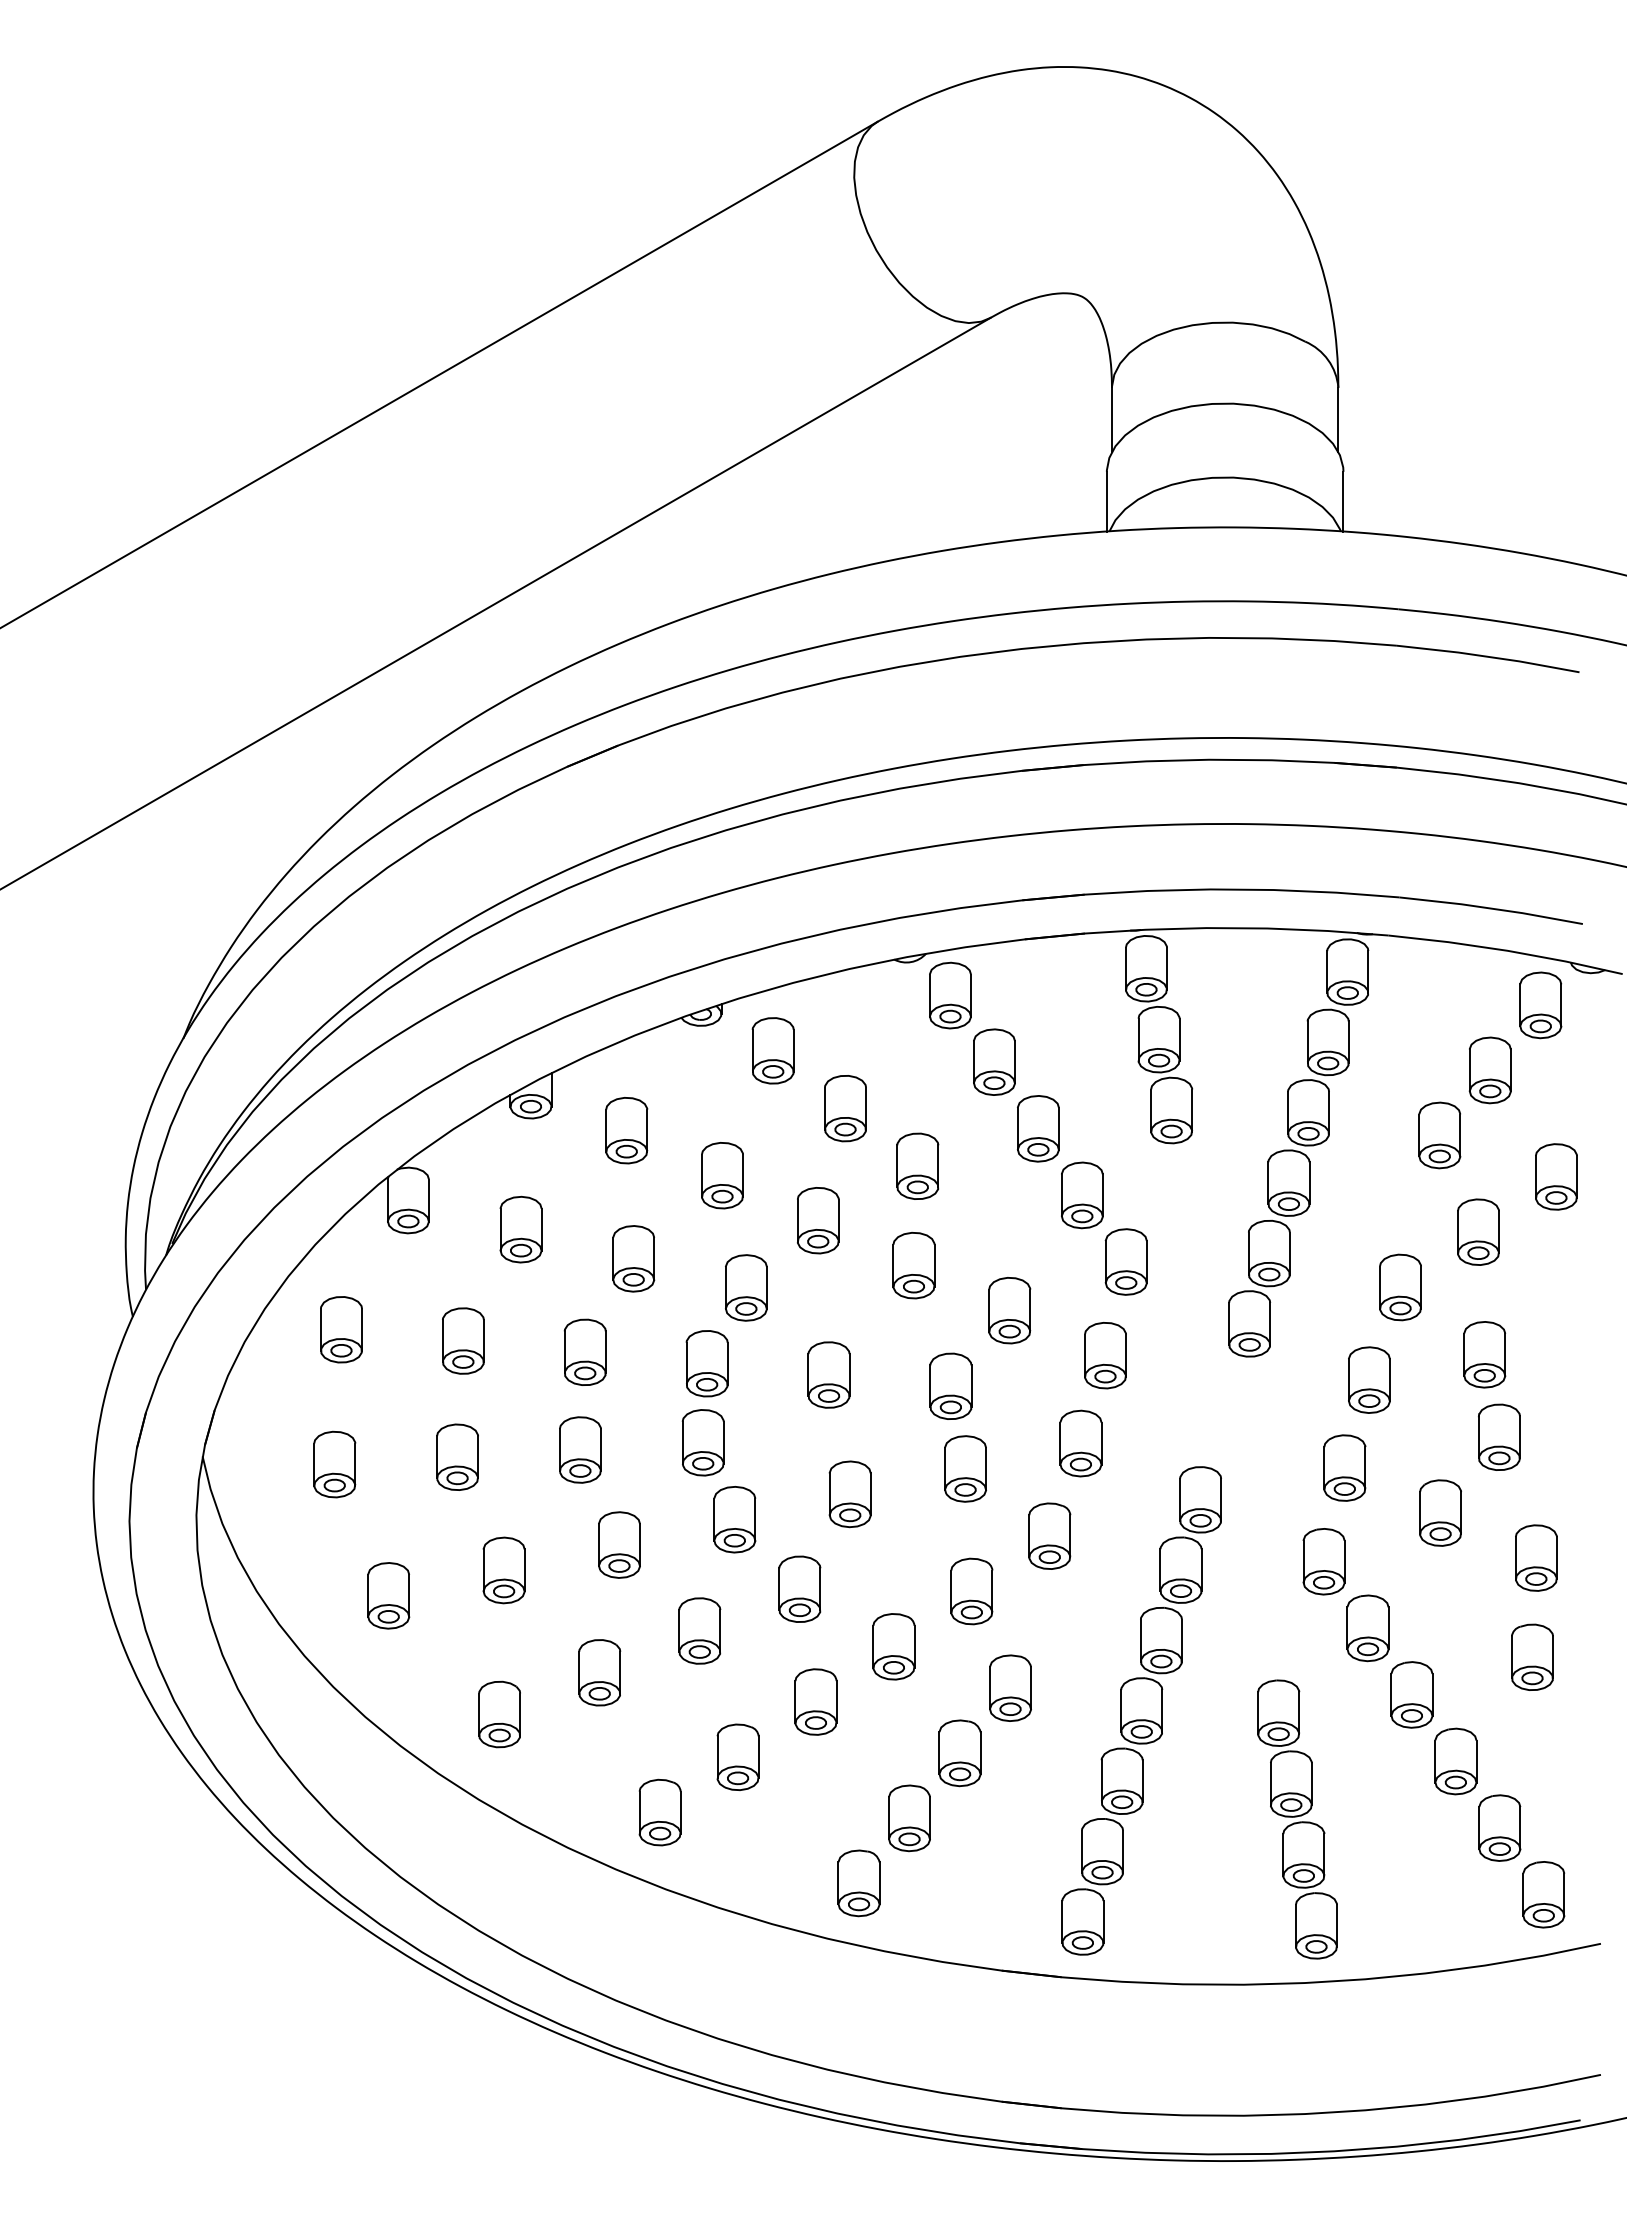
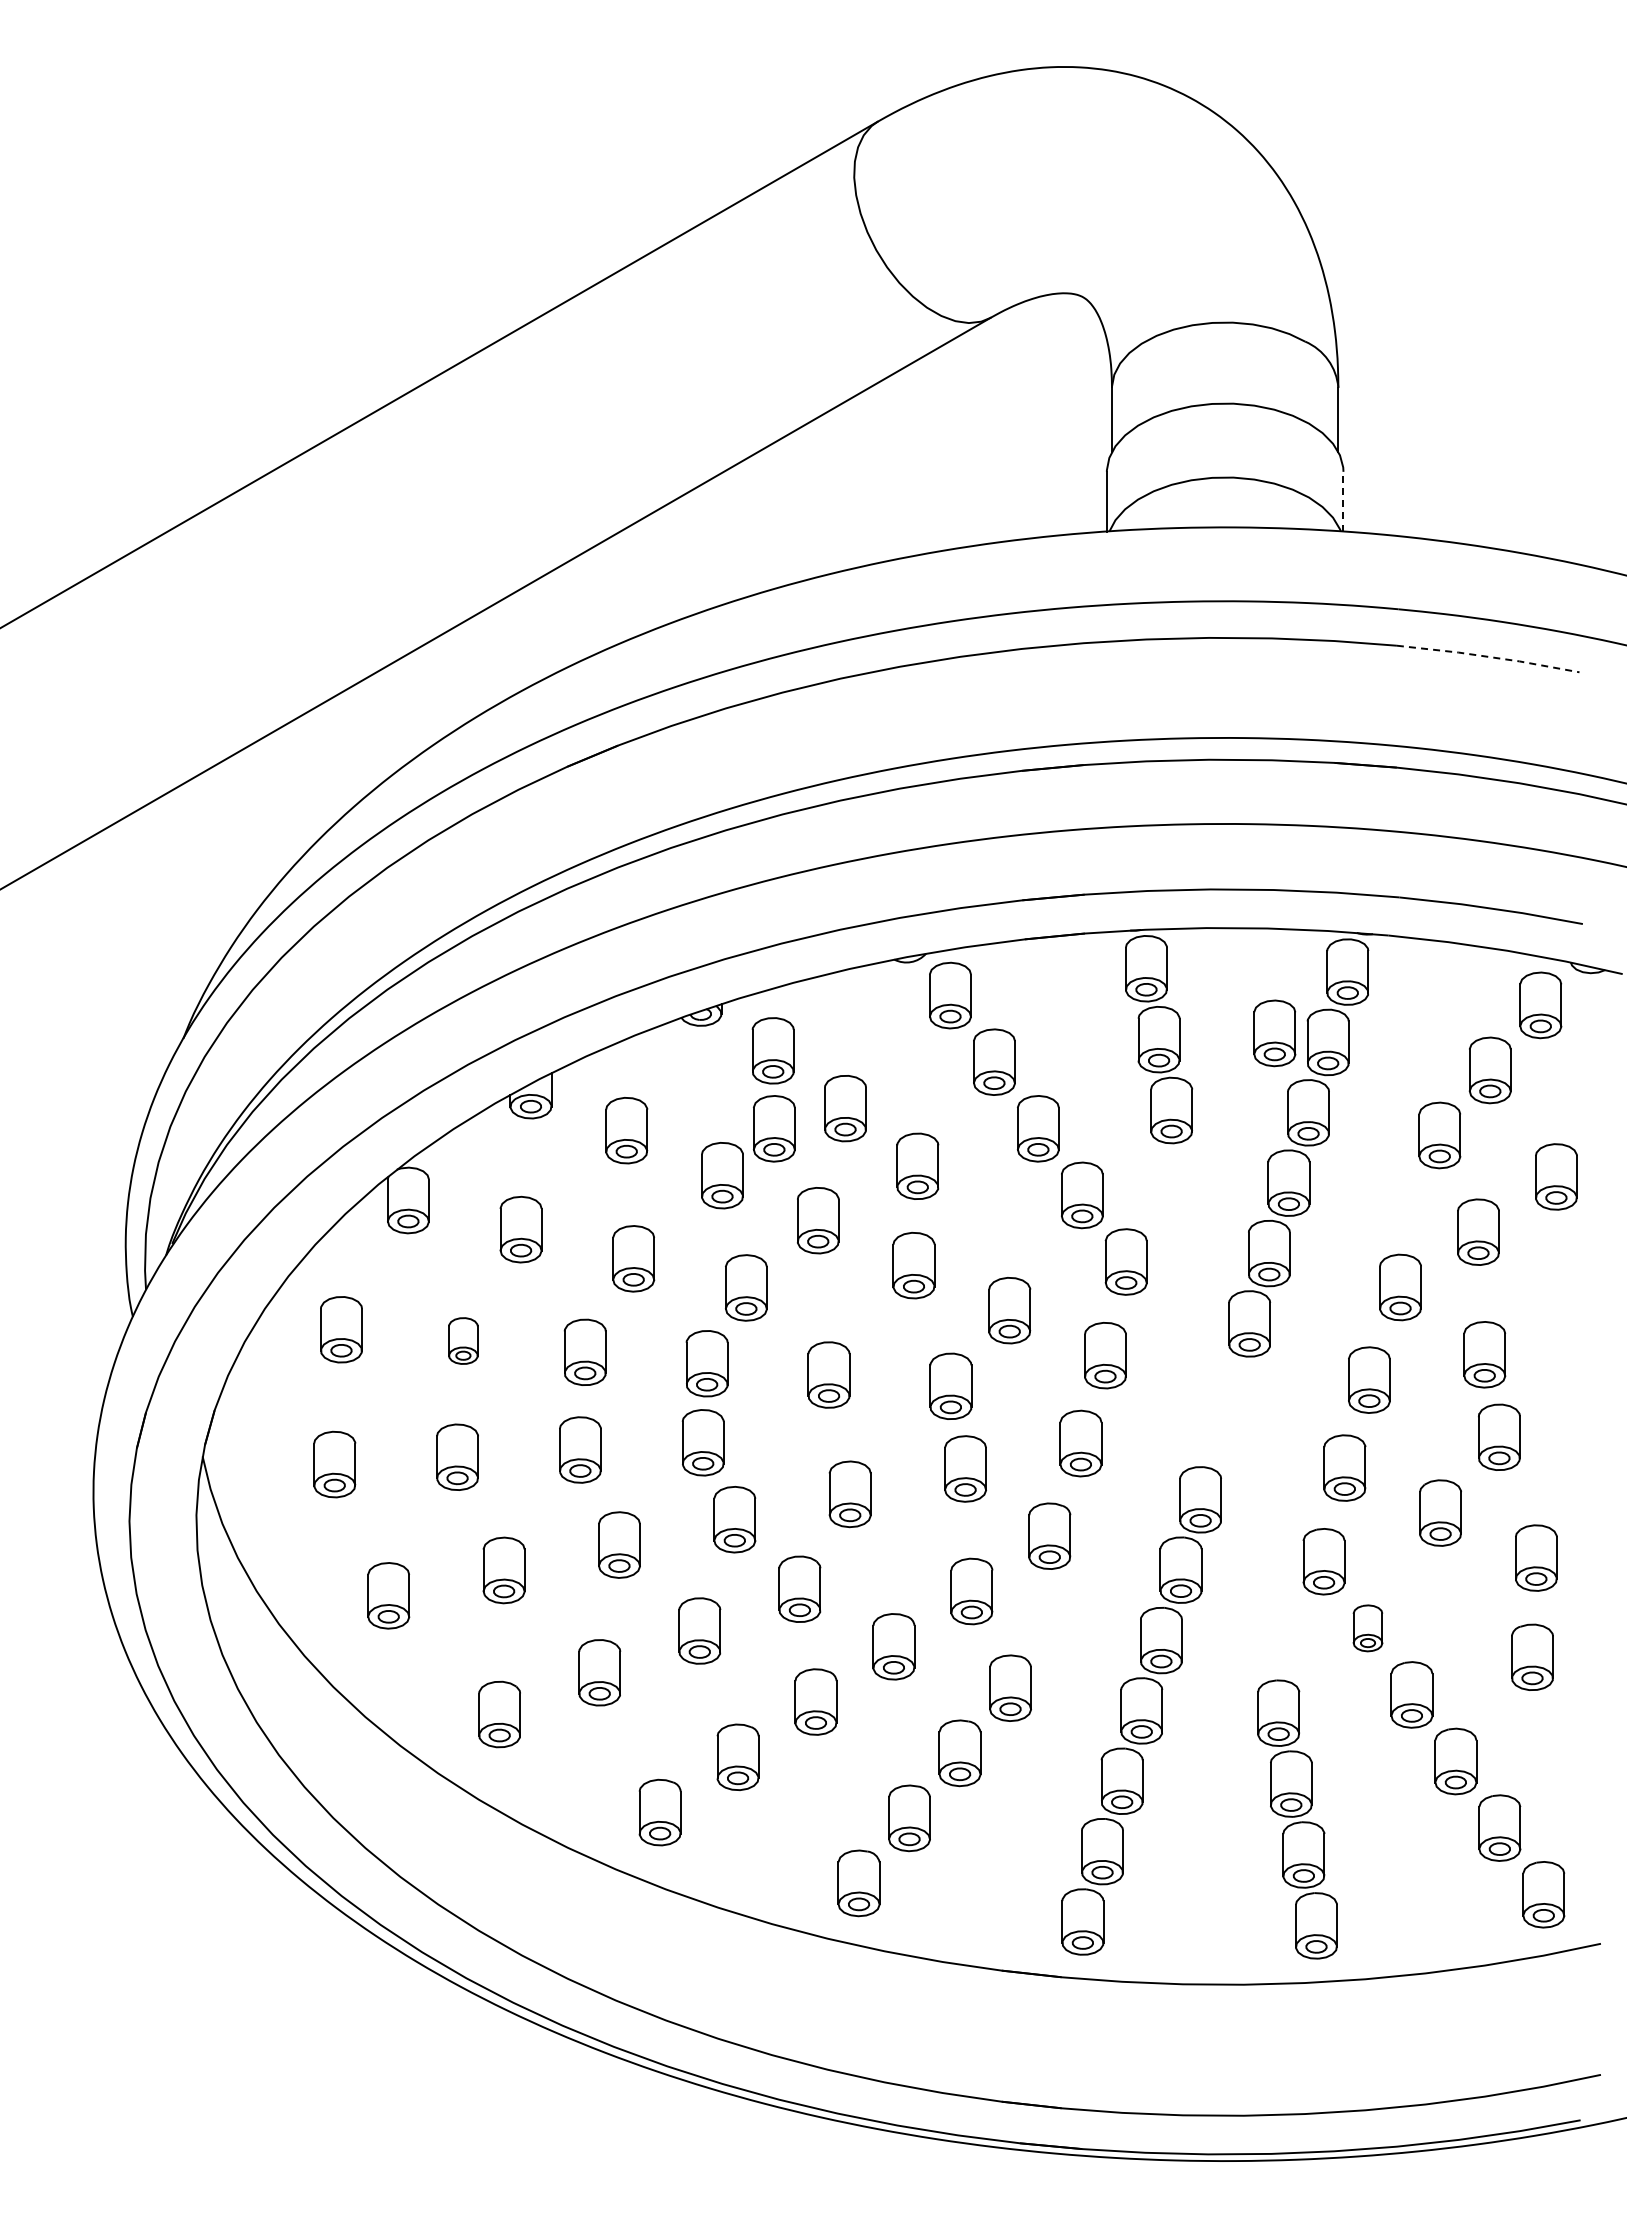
line: solid -> dashed (1343, 501)
line: solid -> dashed (1488, 656)
part: none -> present (1274, 1033)
part: none -> present (774, 1128)
part size: 43x68 px -> 31x48 px (463, 1340)
part size: 44x69 px -> 32x49 px (1367, 1628)
